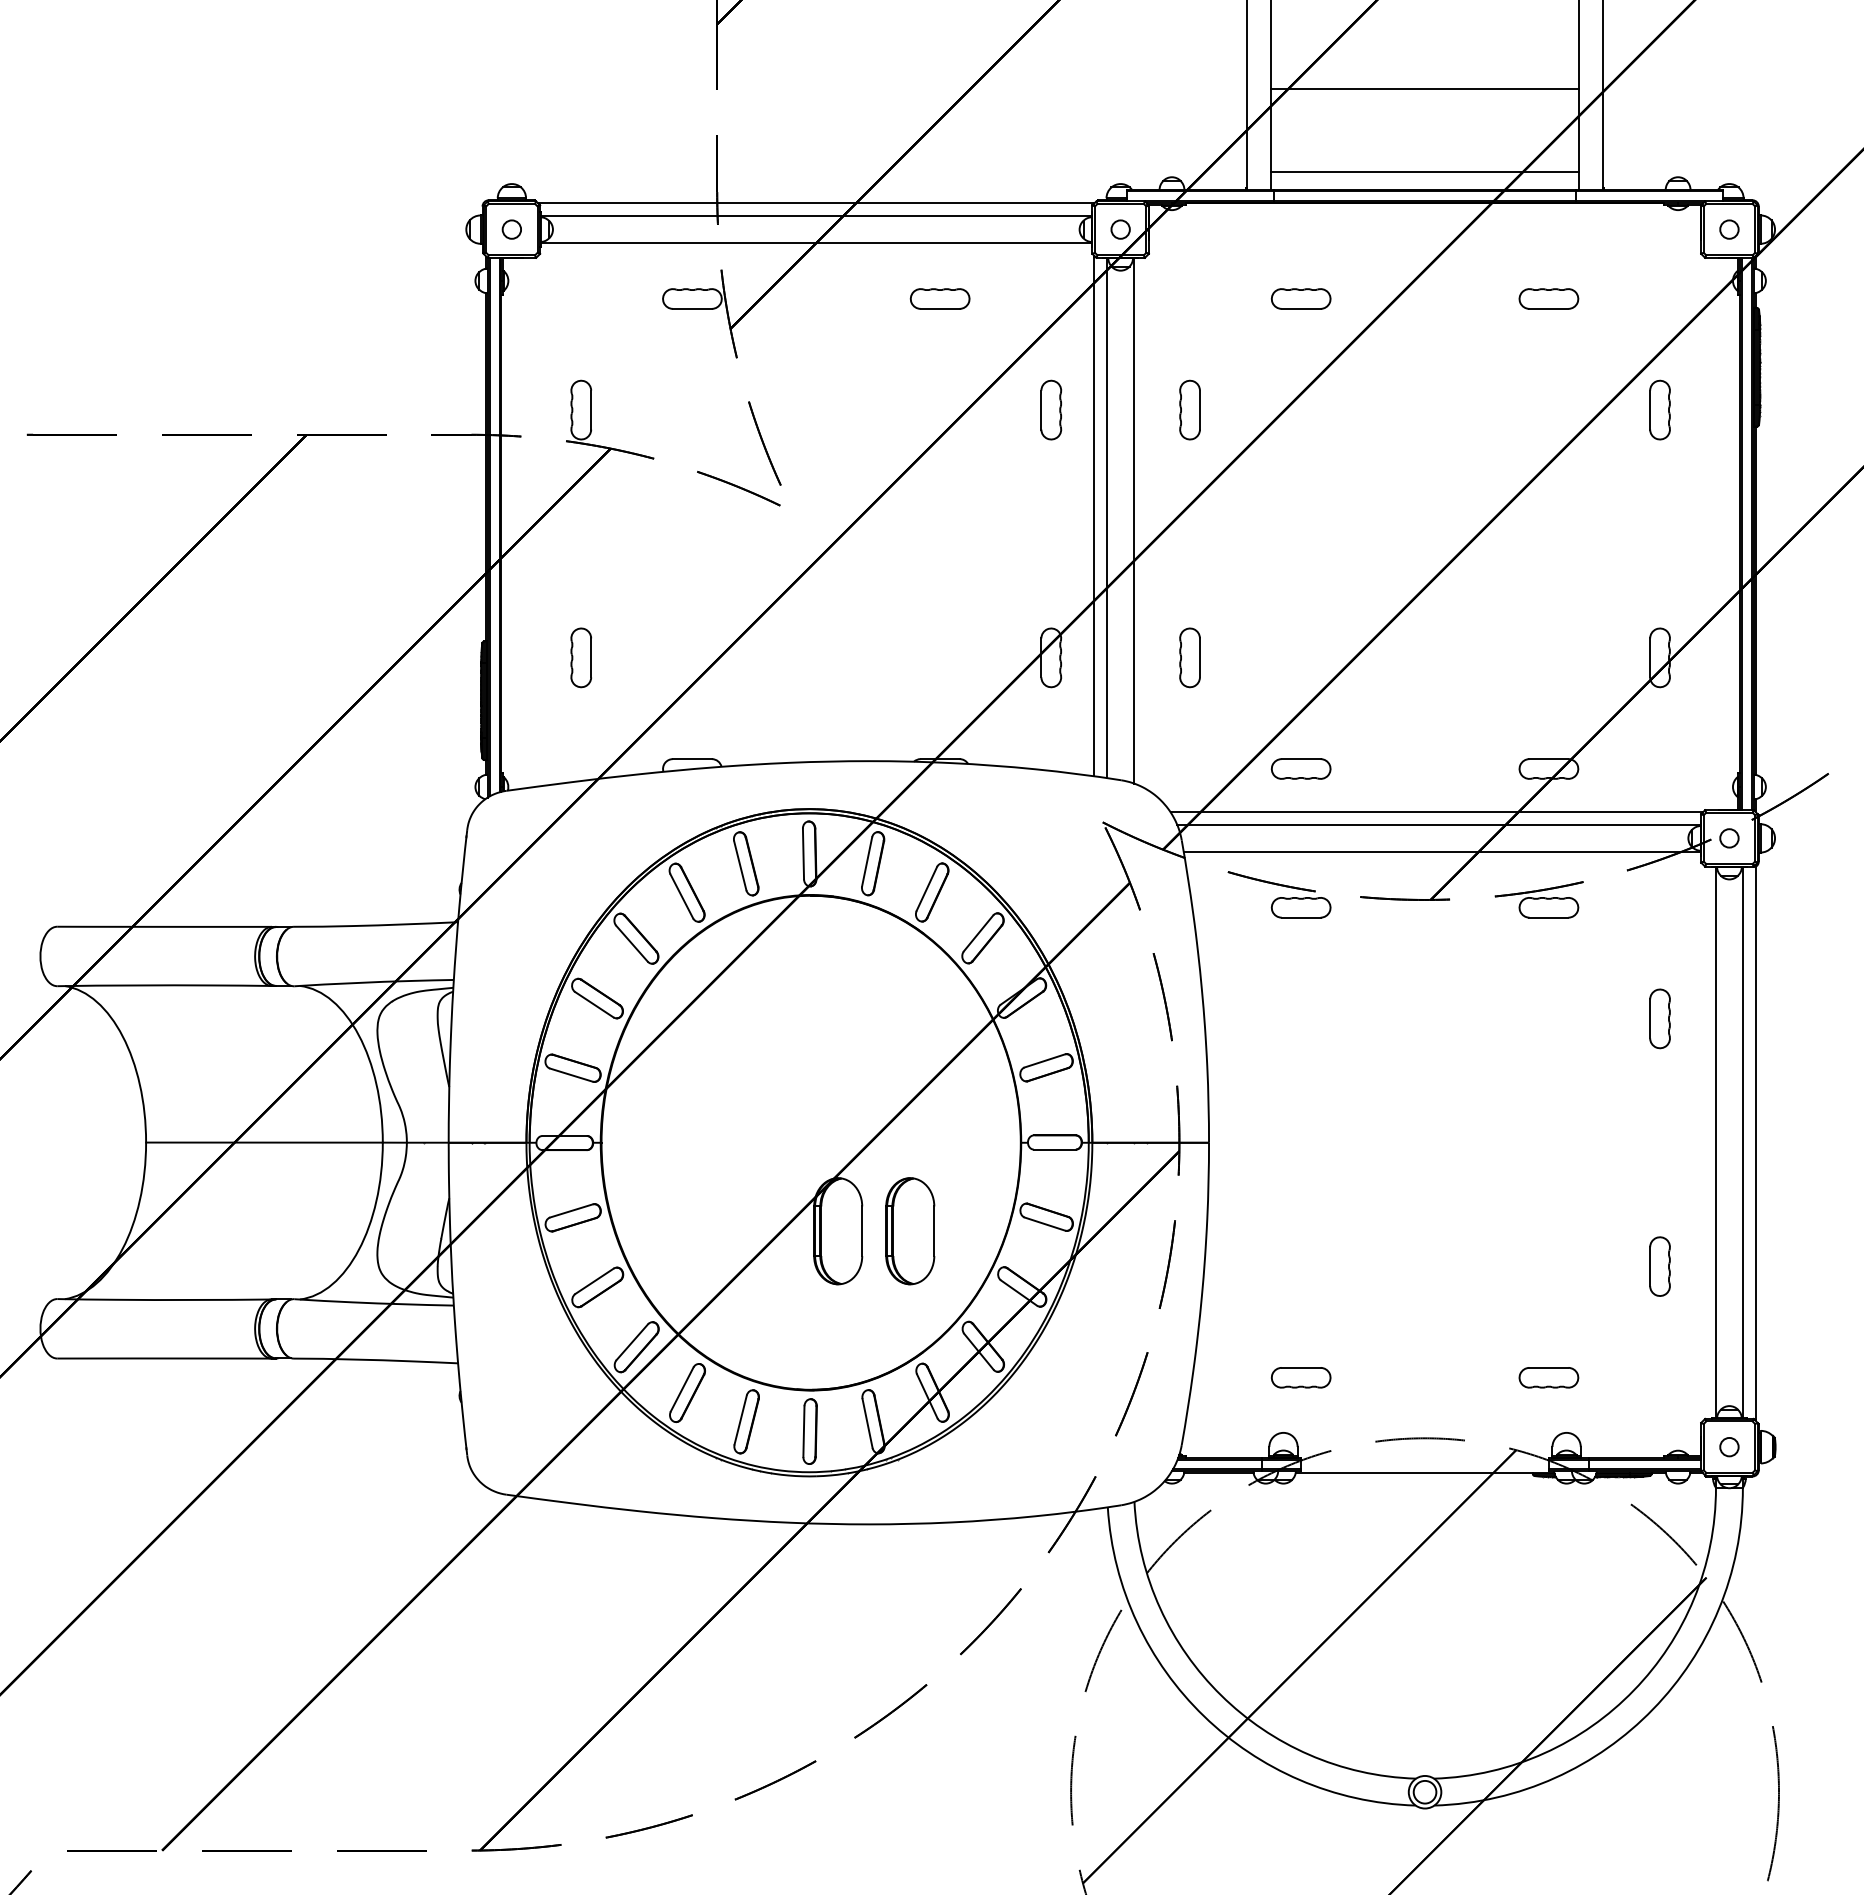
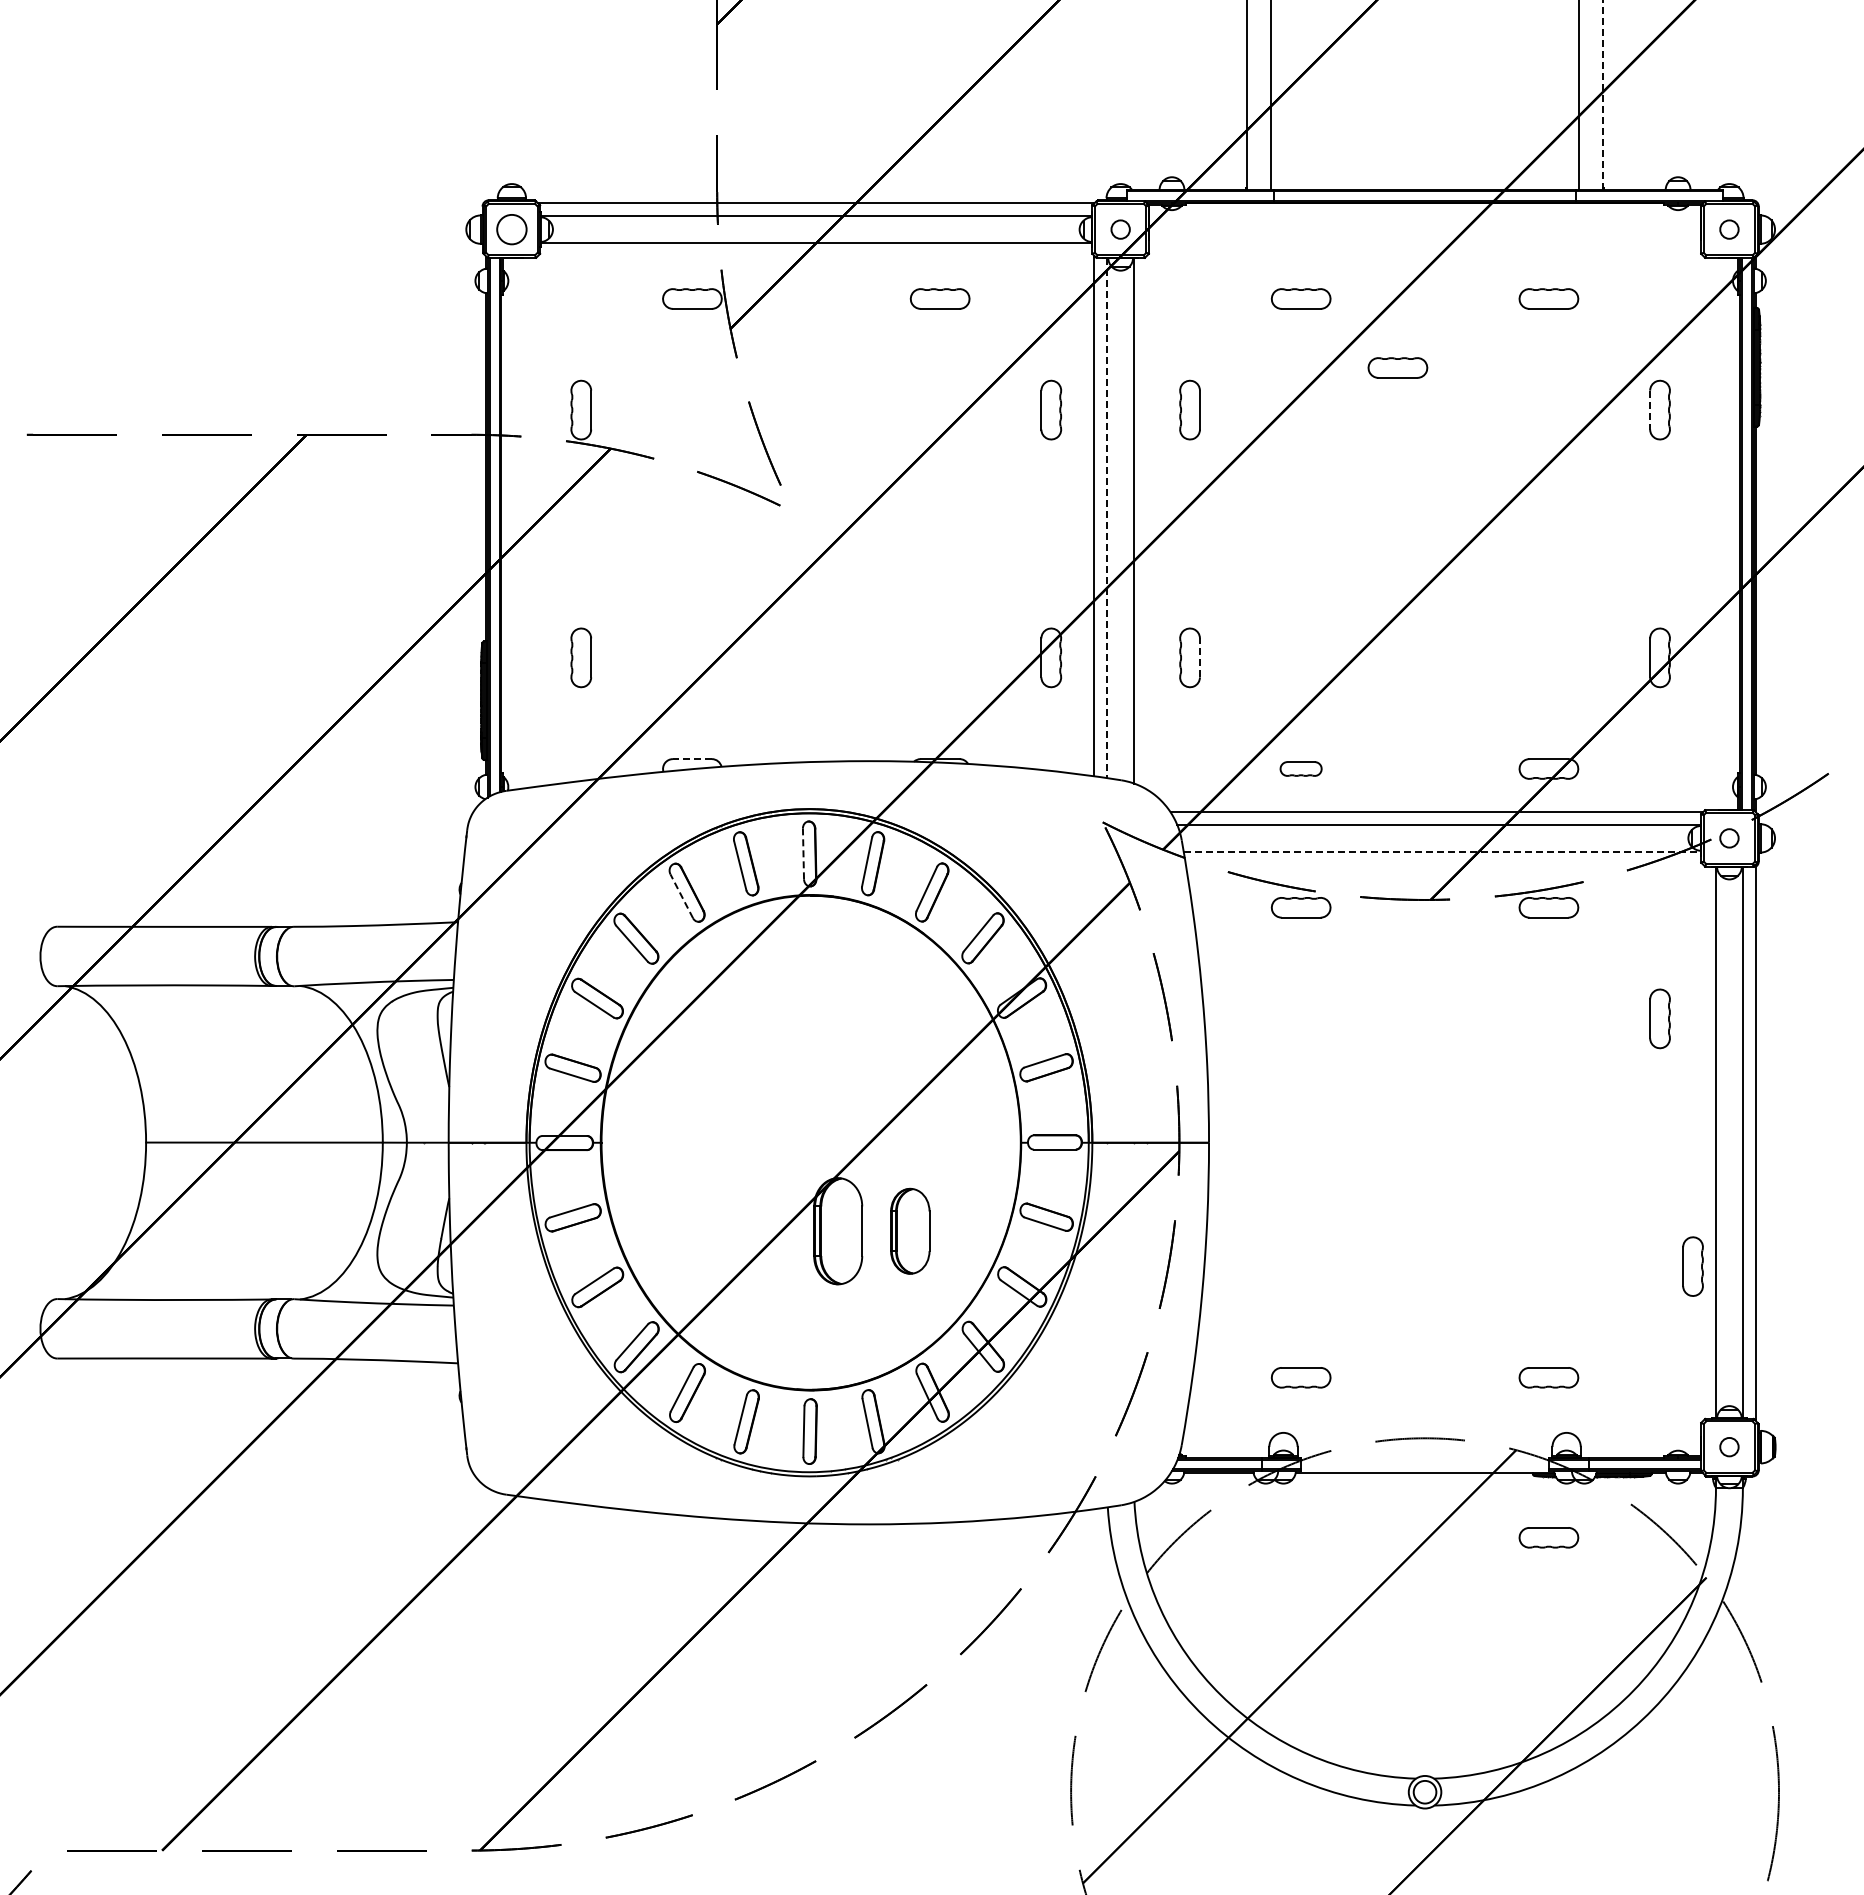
line: present -> none (1424, 88)
line: solid -> dashed (1602, 94)
line: present -> none (1424, 171)
circle diameter: 18 px -> 29 px (511, 229)
part: none -> present (1397, 367)
line: solid -> dashed (1650, 410)
line: solid -> dashed (1107, 518)
line: solid -> dashed (1199, 657)
line: solid -> dashed (691, 759)
part size: 62x22 px -> 44x16 px (1300, 768)
line: solid -> dashed (1442, 851)
line: solid -> dashed (803, 853)
line: solid -> dashed (681, 896)
part size: 51x109 px -> 41x88 px (910, 1230)
part position: (1659, 1266) -> (1692, 1266) (1692, 1266)
part: none -> present (1548, 1537)
